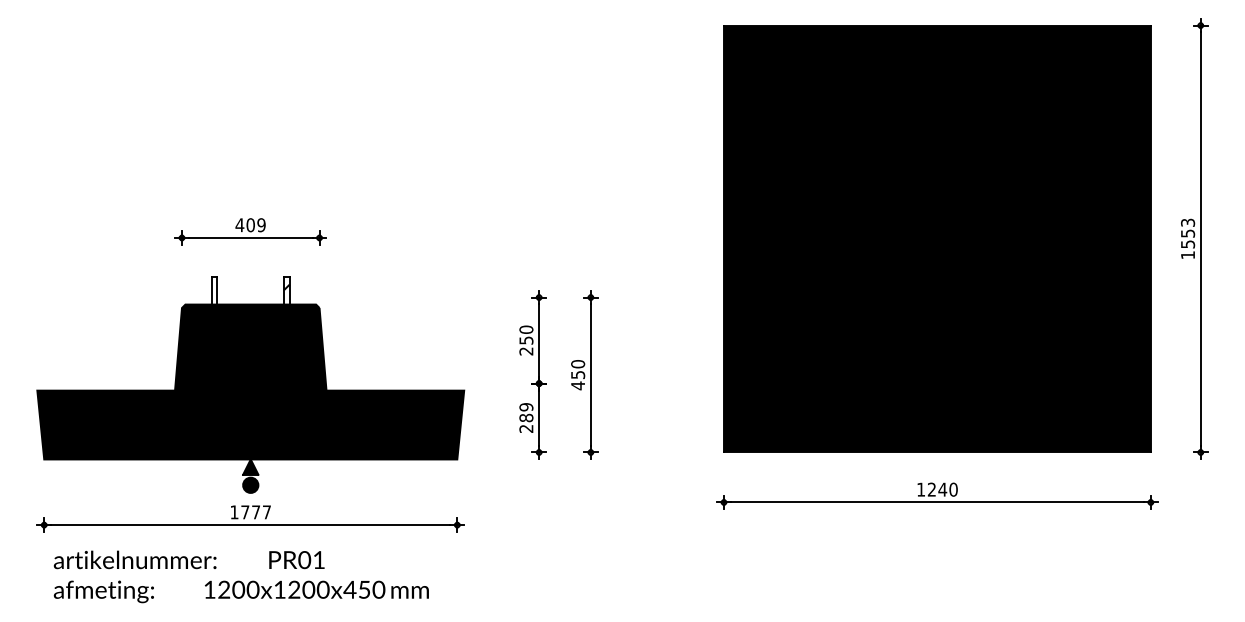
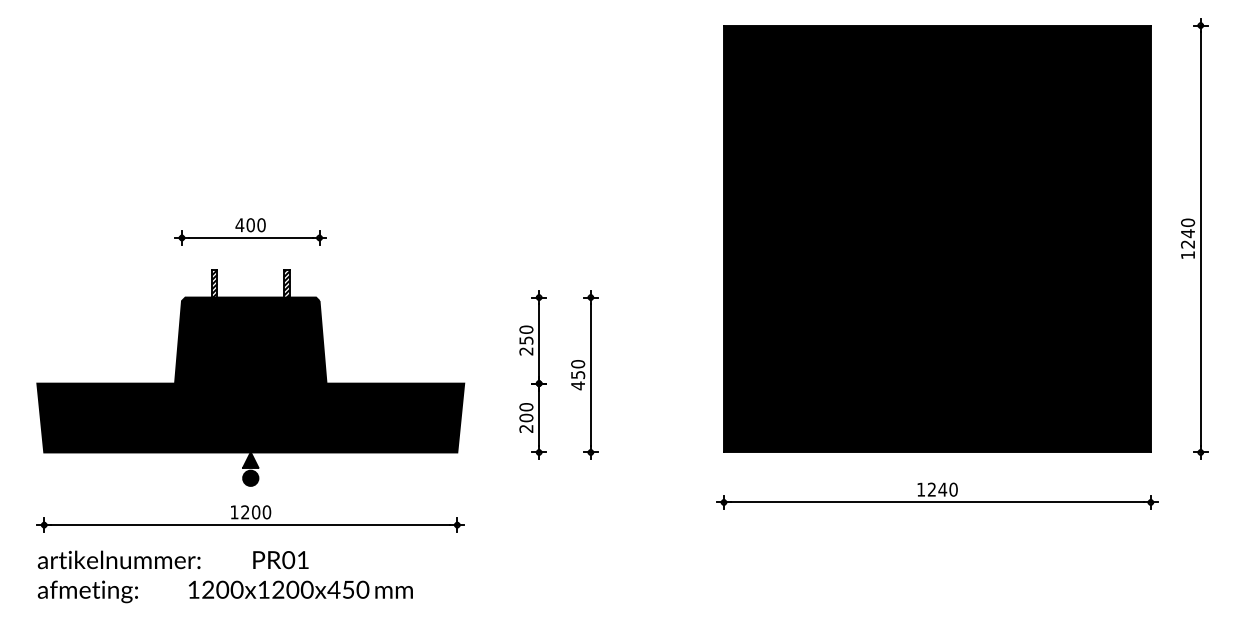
text: 409 -> 400 (261, 225)
text: 1553 -> 1240 (1188, 233)
part position: (250, 384) -> (250, 377) (250, 377)
text: 289 -> 200 (526, 412)
text: 1777 -> 1200 (256, 512)
text position: (240, 576) -> (224, 576) (224, 576)
